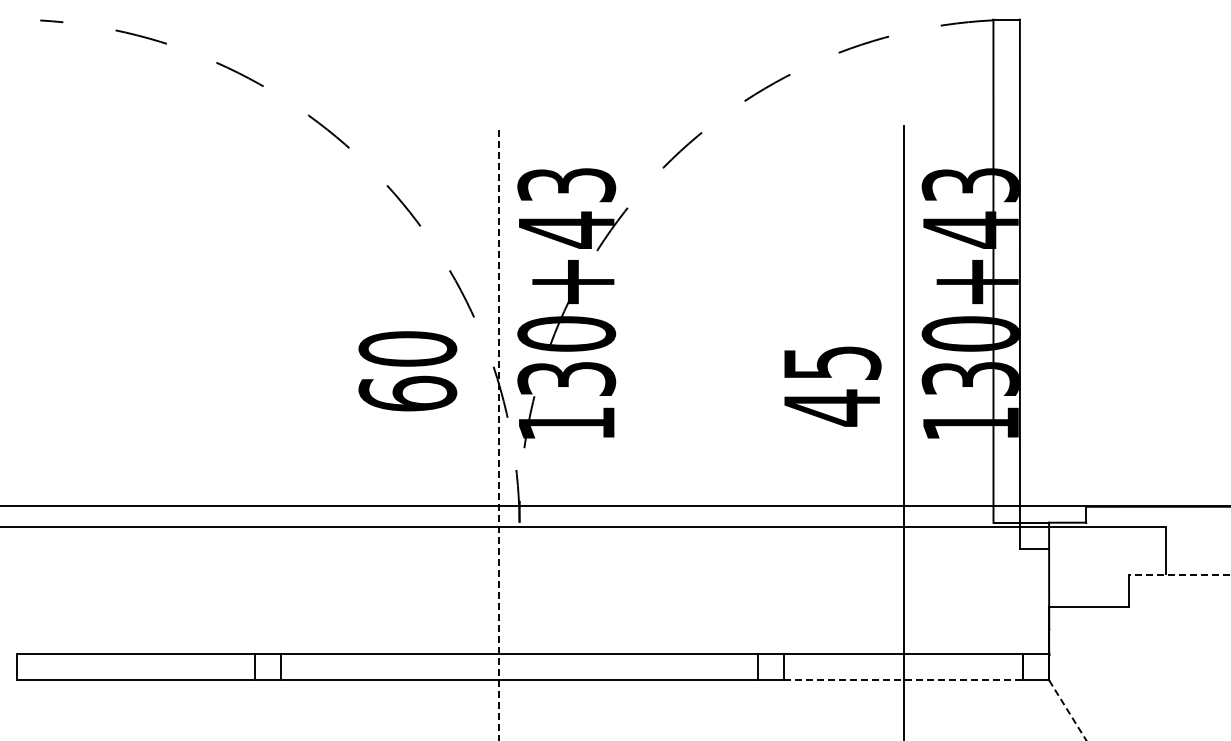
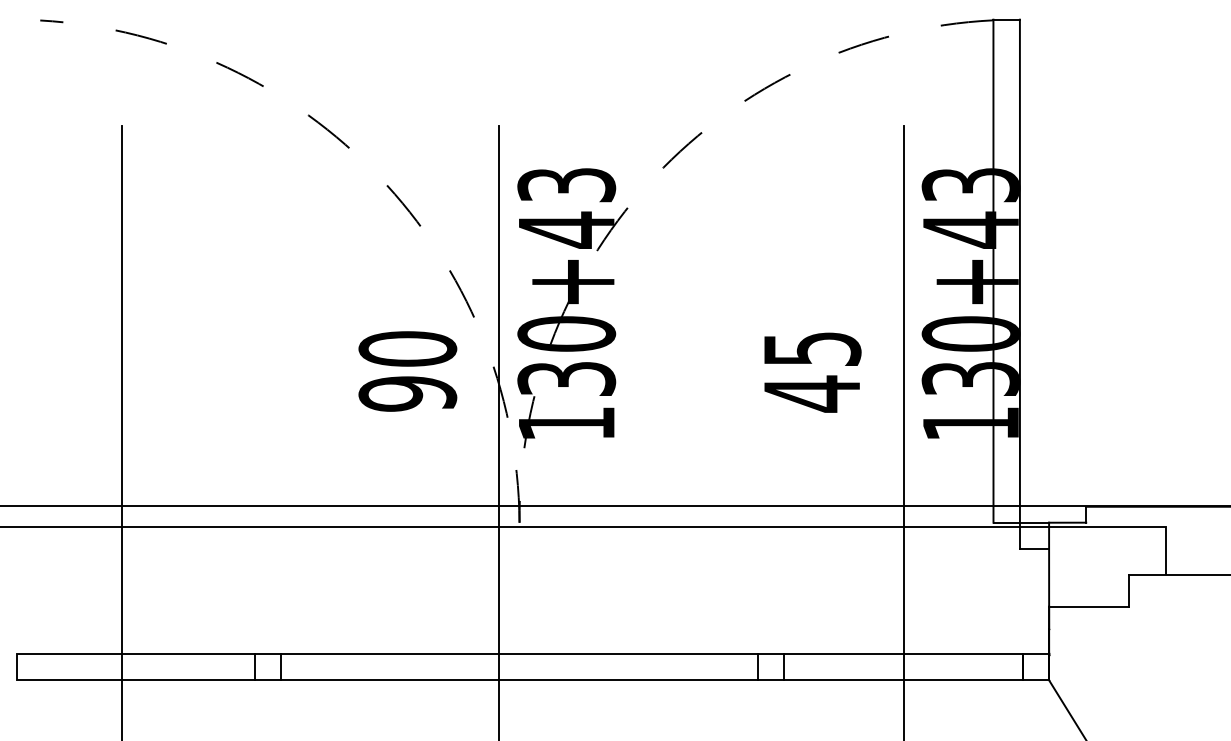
text position: (832, 386) -> (812, 372) (812, 372)
text: 60 -> 90 (407, 393)
line: none -> present (122, 431)
line: dashed -> solid (499, 432)
line: dashed -> solid (1179, 574)
line: dashed -> solid (904, 680)
line: dashed -> solid (1068, 710)
